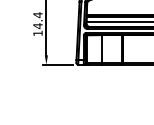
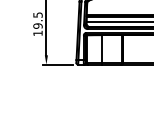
text: 14.4 -> 19.5 (37, 20)
